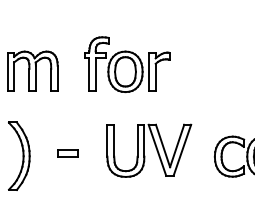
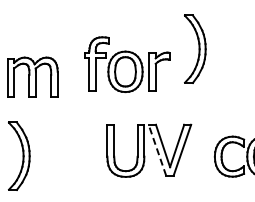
part: none -> present (195, 48)
part position: (32, 70) -> (32, 76) (32, 76)
line: solid -> dashed (157, 149)
part: present -> none (67, 153)
